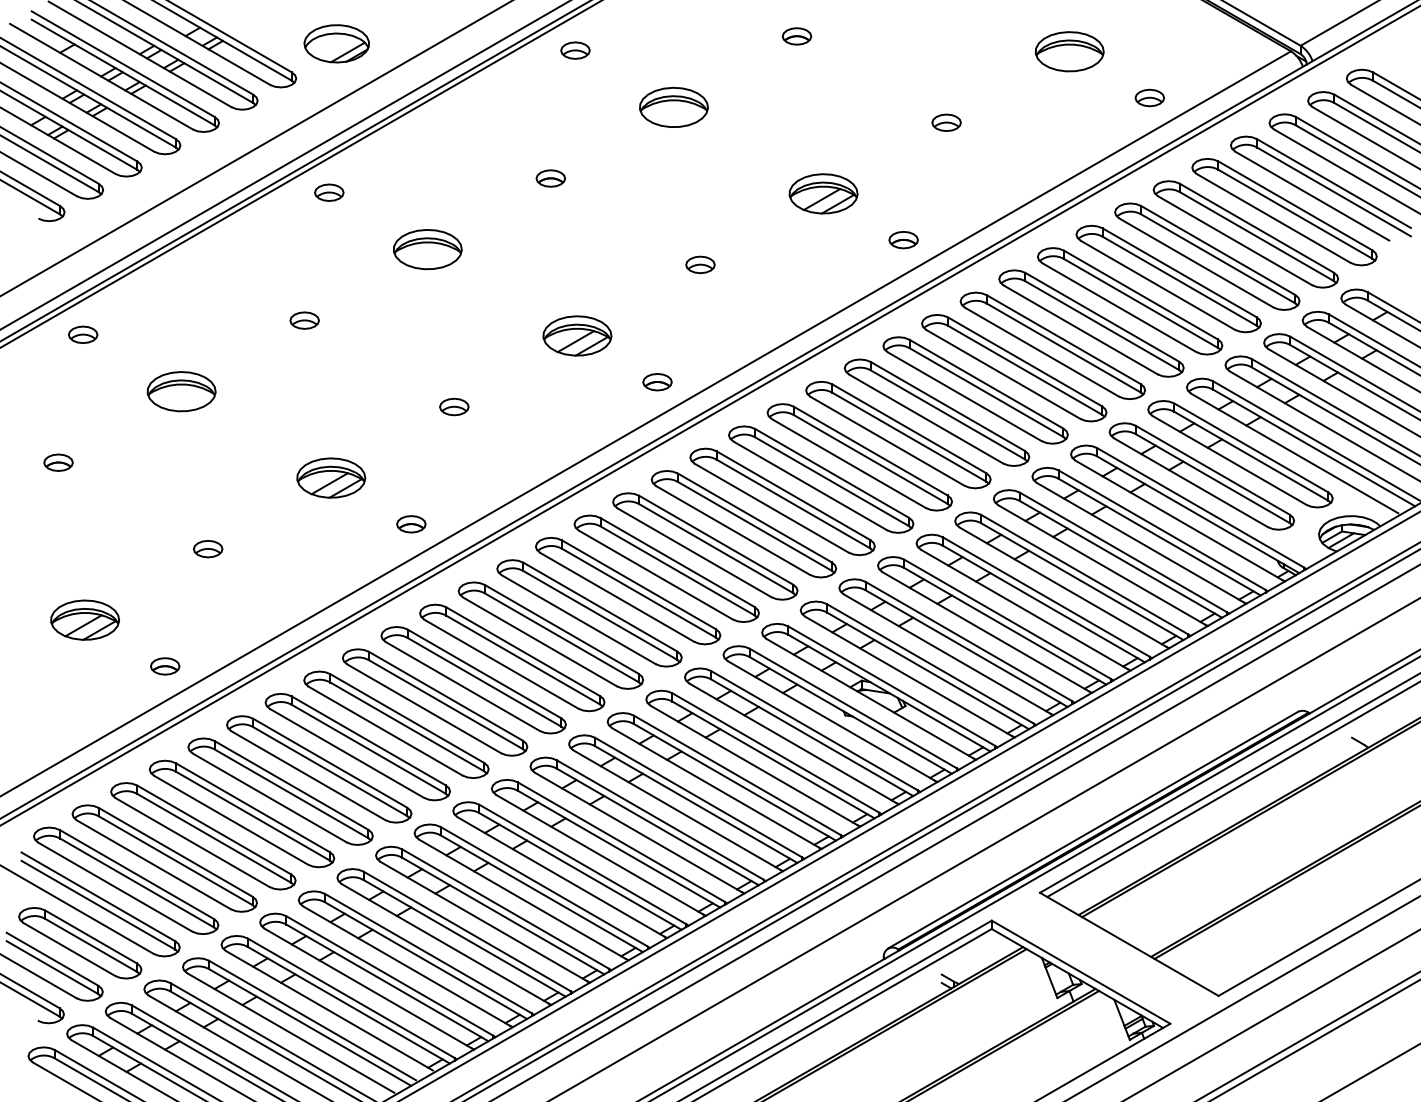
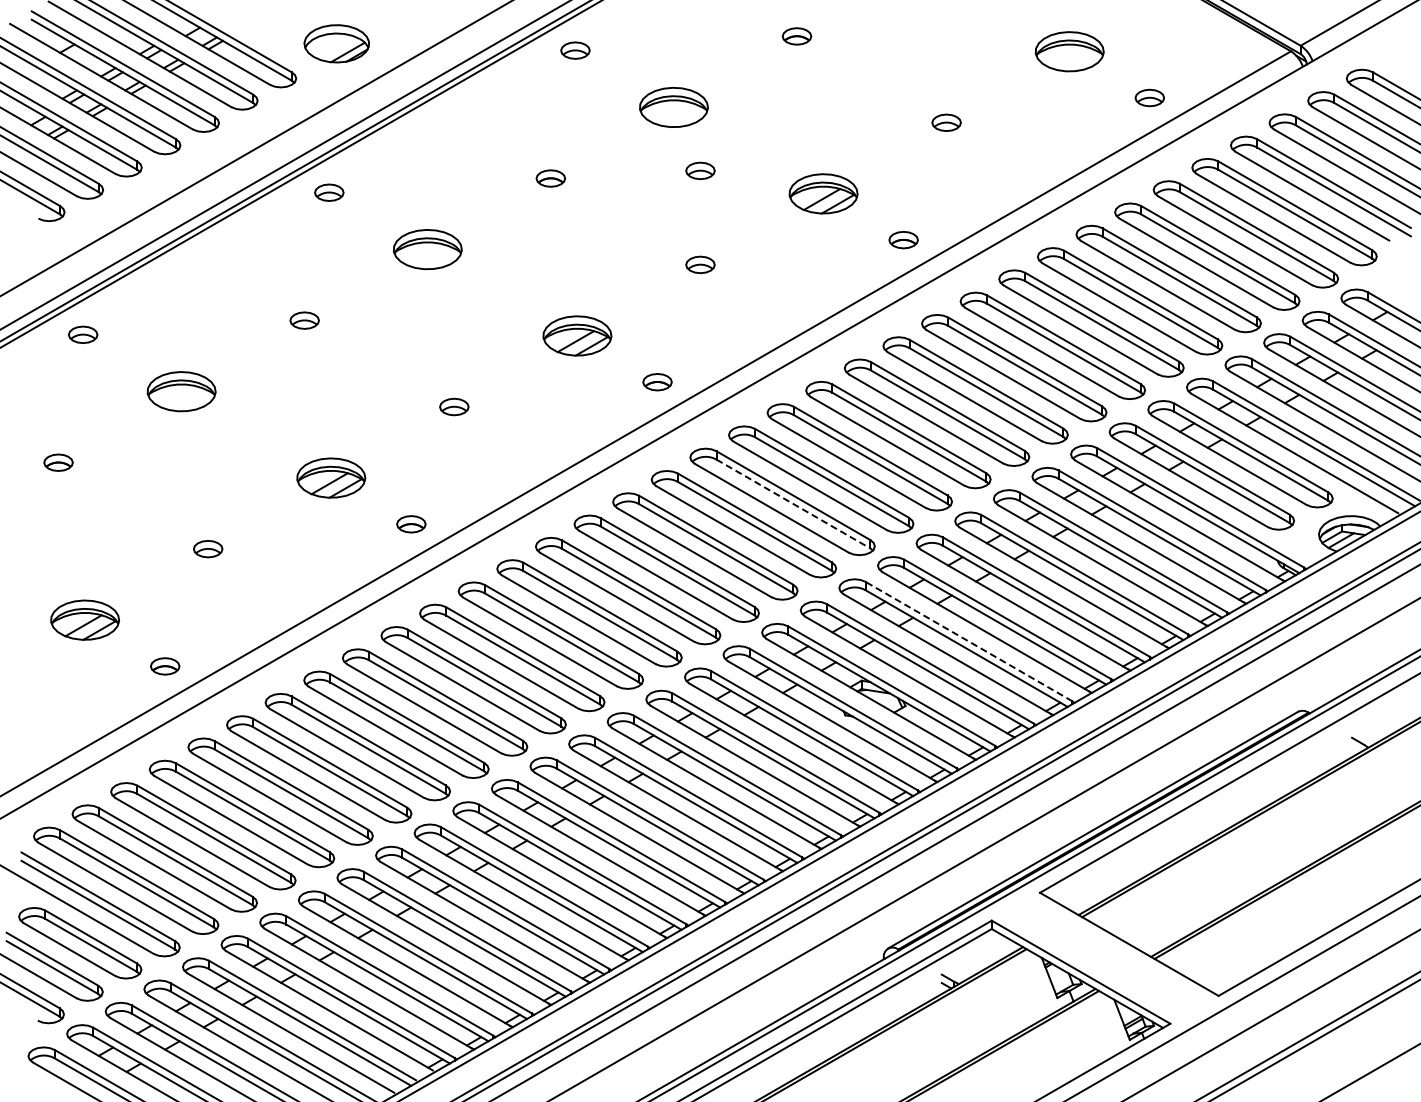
part: none -> present (700, 170)
line: present -> none (709, 415)
line: solid -> dashed (793, 504)
line: solid -> dashed (968, 641)
line: present -> none (1232, 789)
